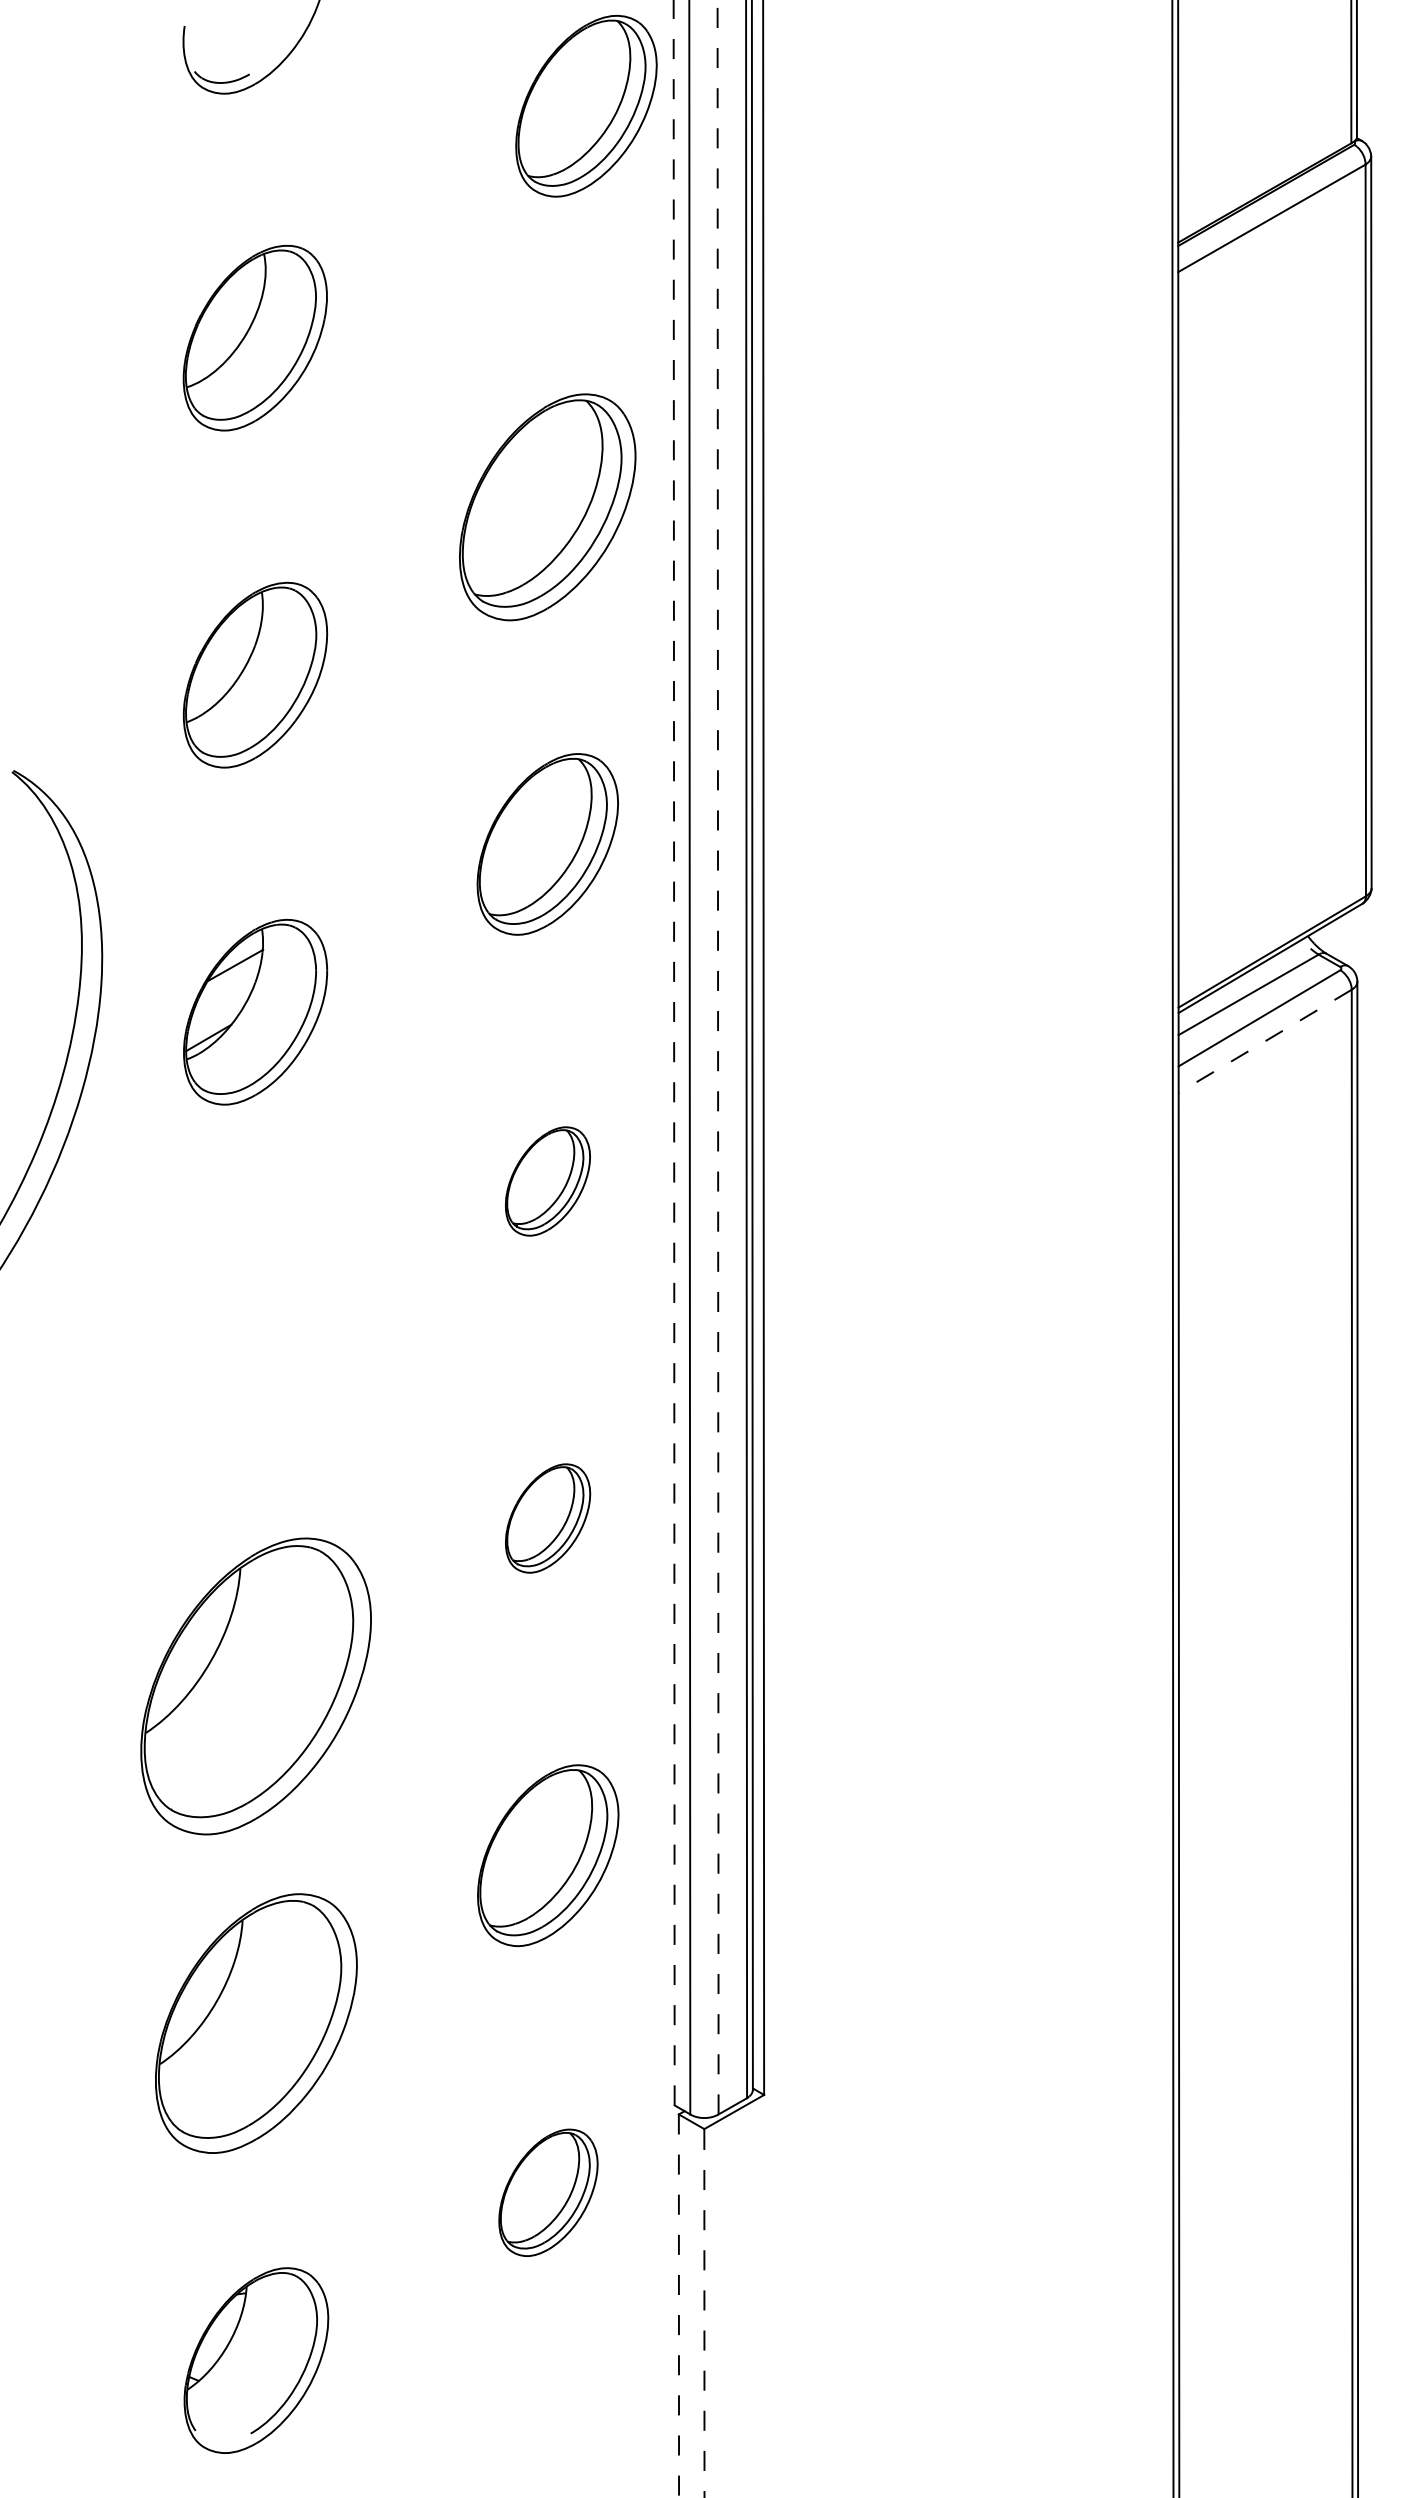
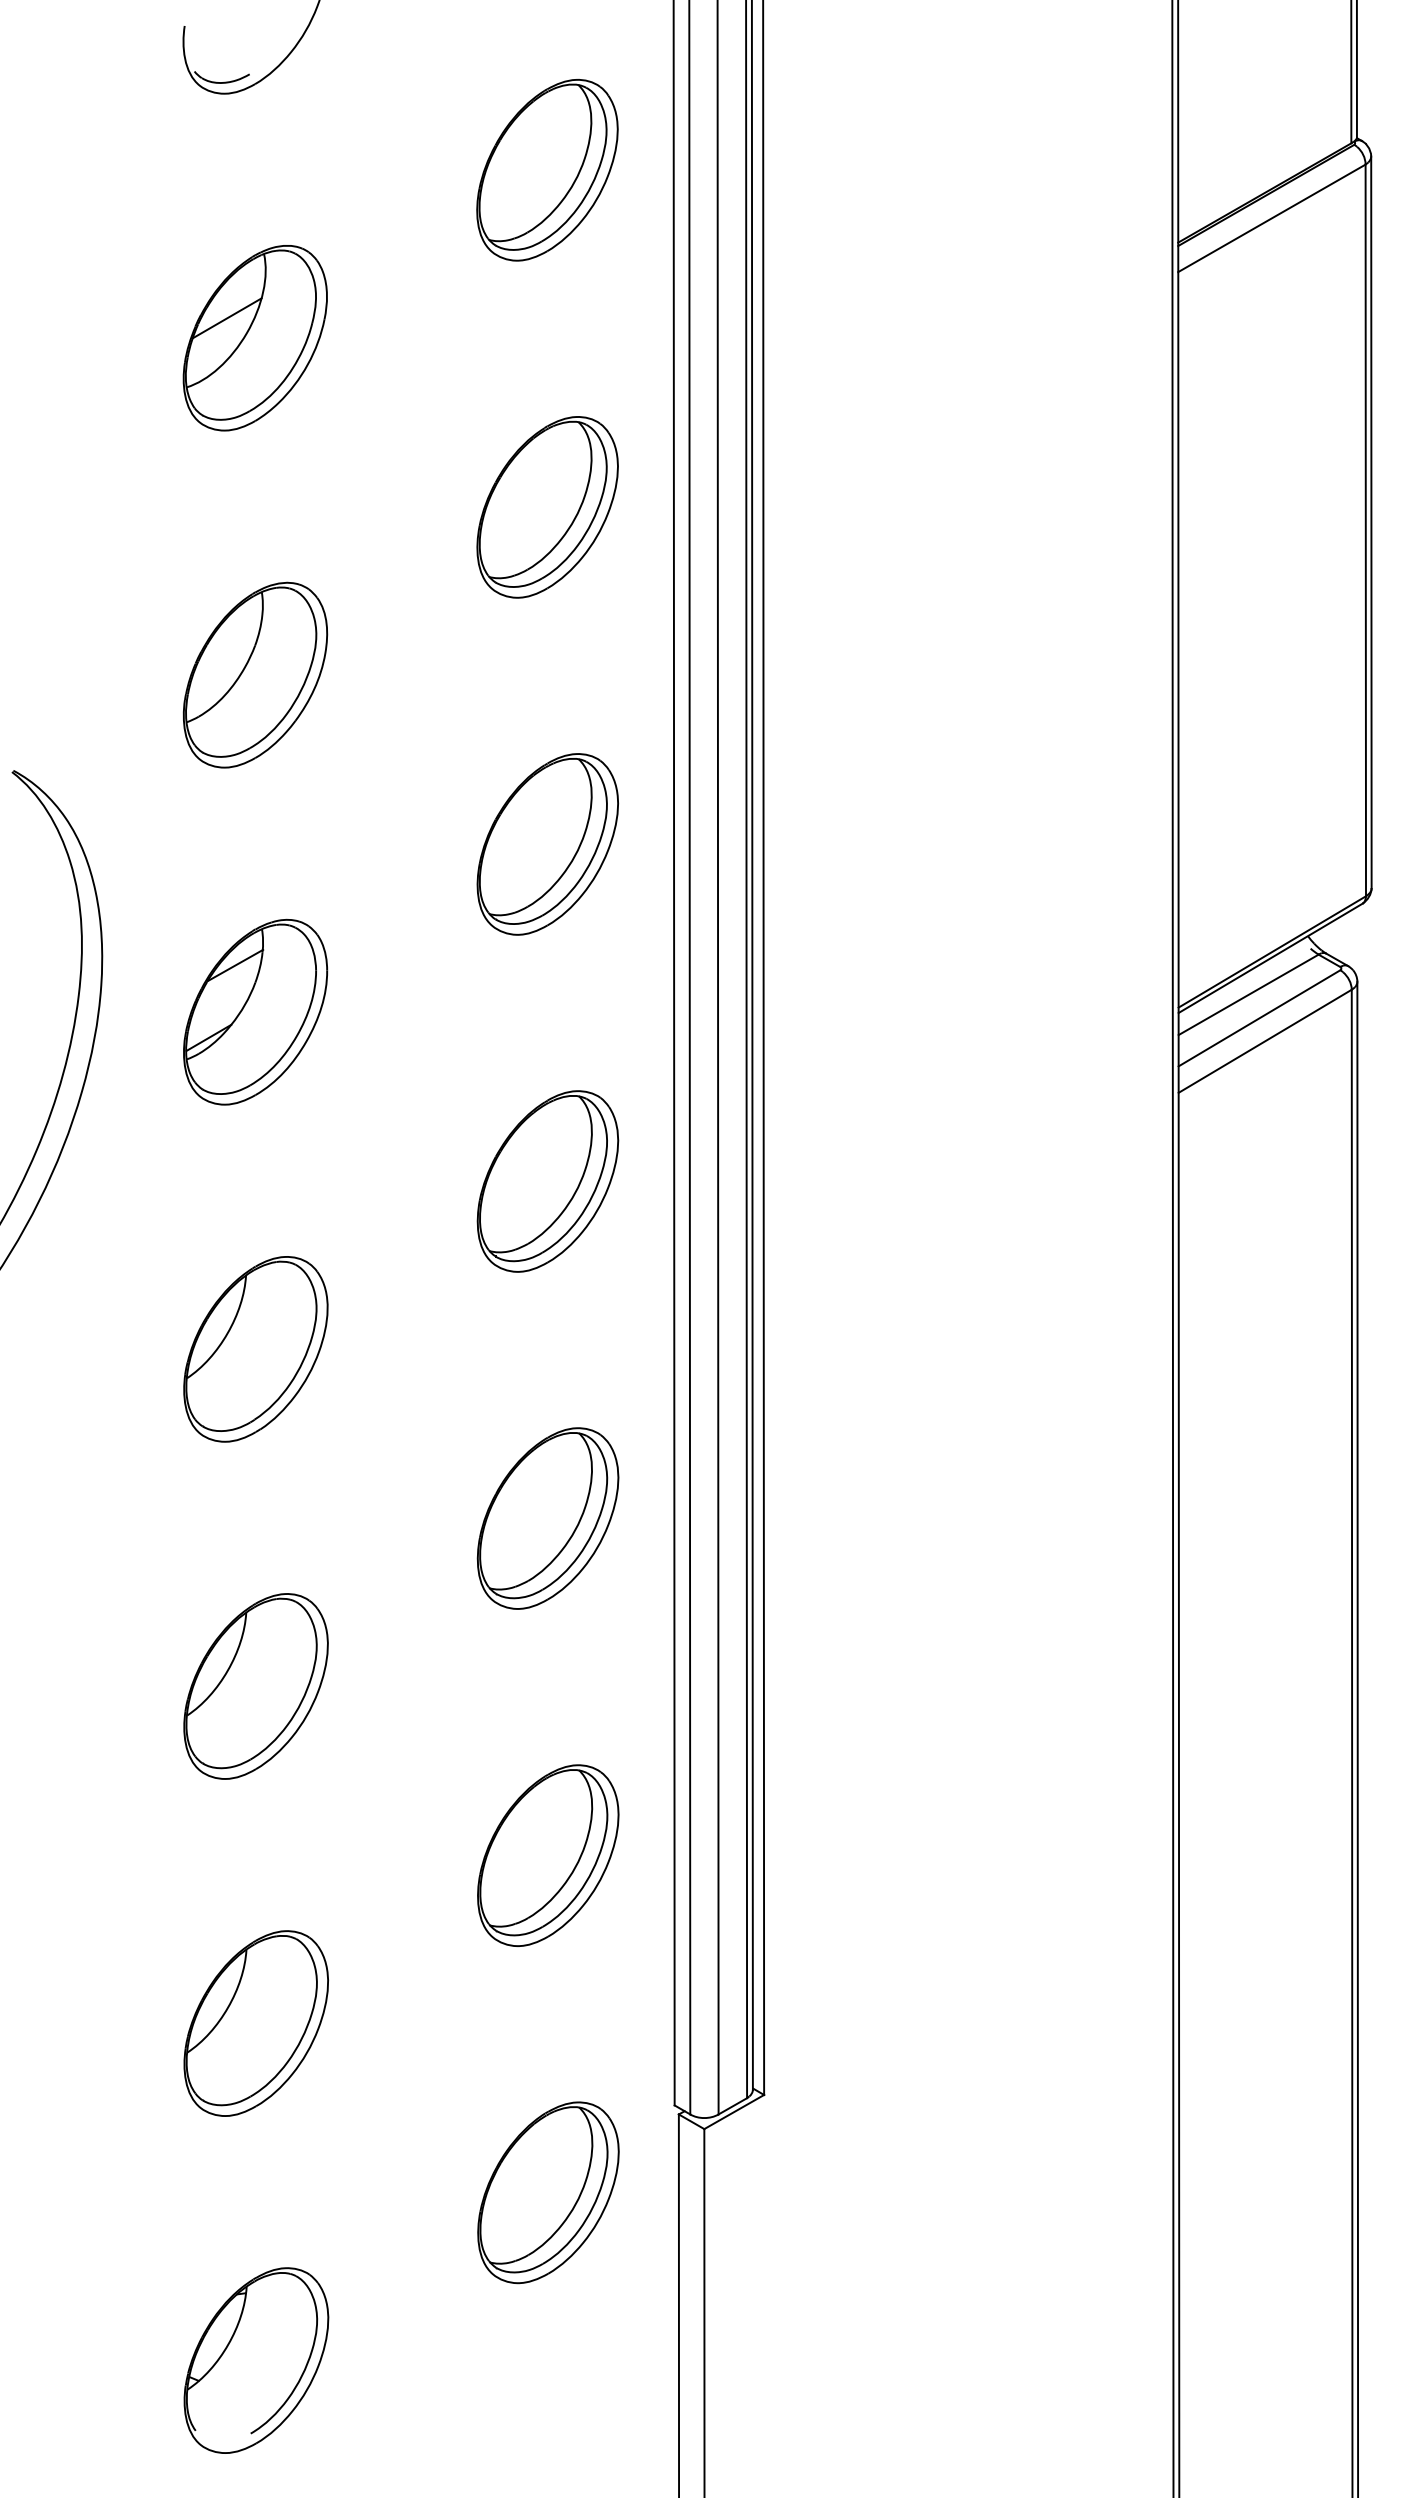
part position: (586, 106) -> (547, 170) (547, 170)
line: none -> present (226, 318)
part size: 178x229 px -> 143x183 px (547, 507)
line: dashed -> solid (1265, 1041)
line: dashed -> solid (674, 1052)
line: dashed -> solid (718, 1057)
part size: 86x111 px -> 144x183 px (547, 1181)
part: none -> present (255, 1349)
part size: 87x111 px -> 144x183 px (547, 1518)
part size: 232x299 px -> 146x187 px (255, 1686)
part size: 203x261 px -> 146x187 px (255, 2023)
part size: 101x129 px -> 143x184 px (548, 2192)
line: dashed -> solid (678, 2306)
line: dashed -> solid (704, 2313)
